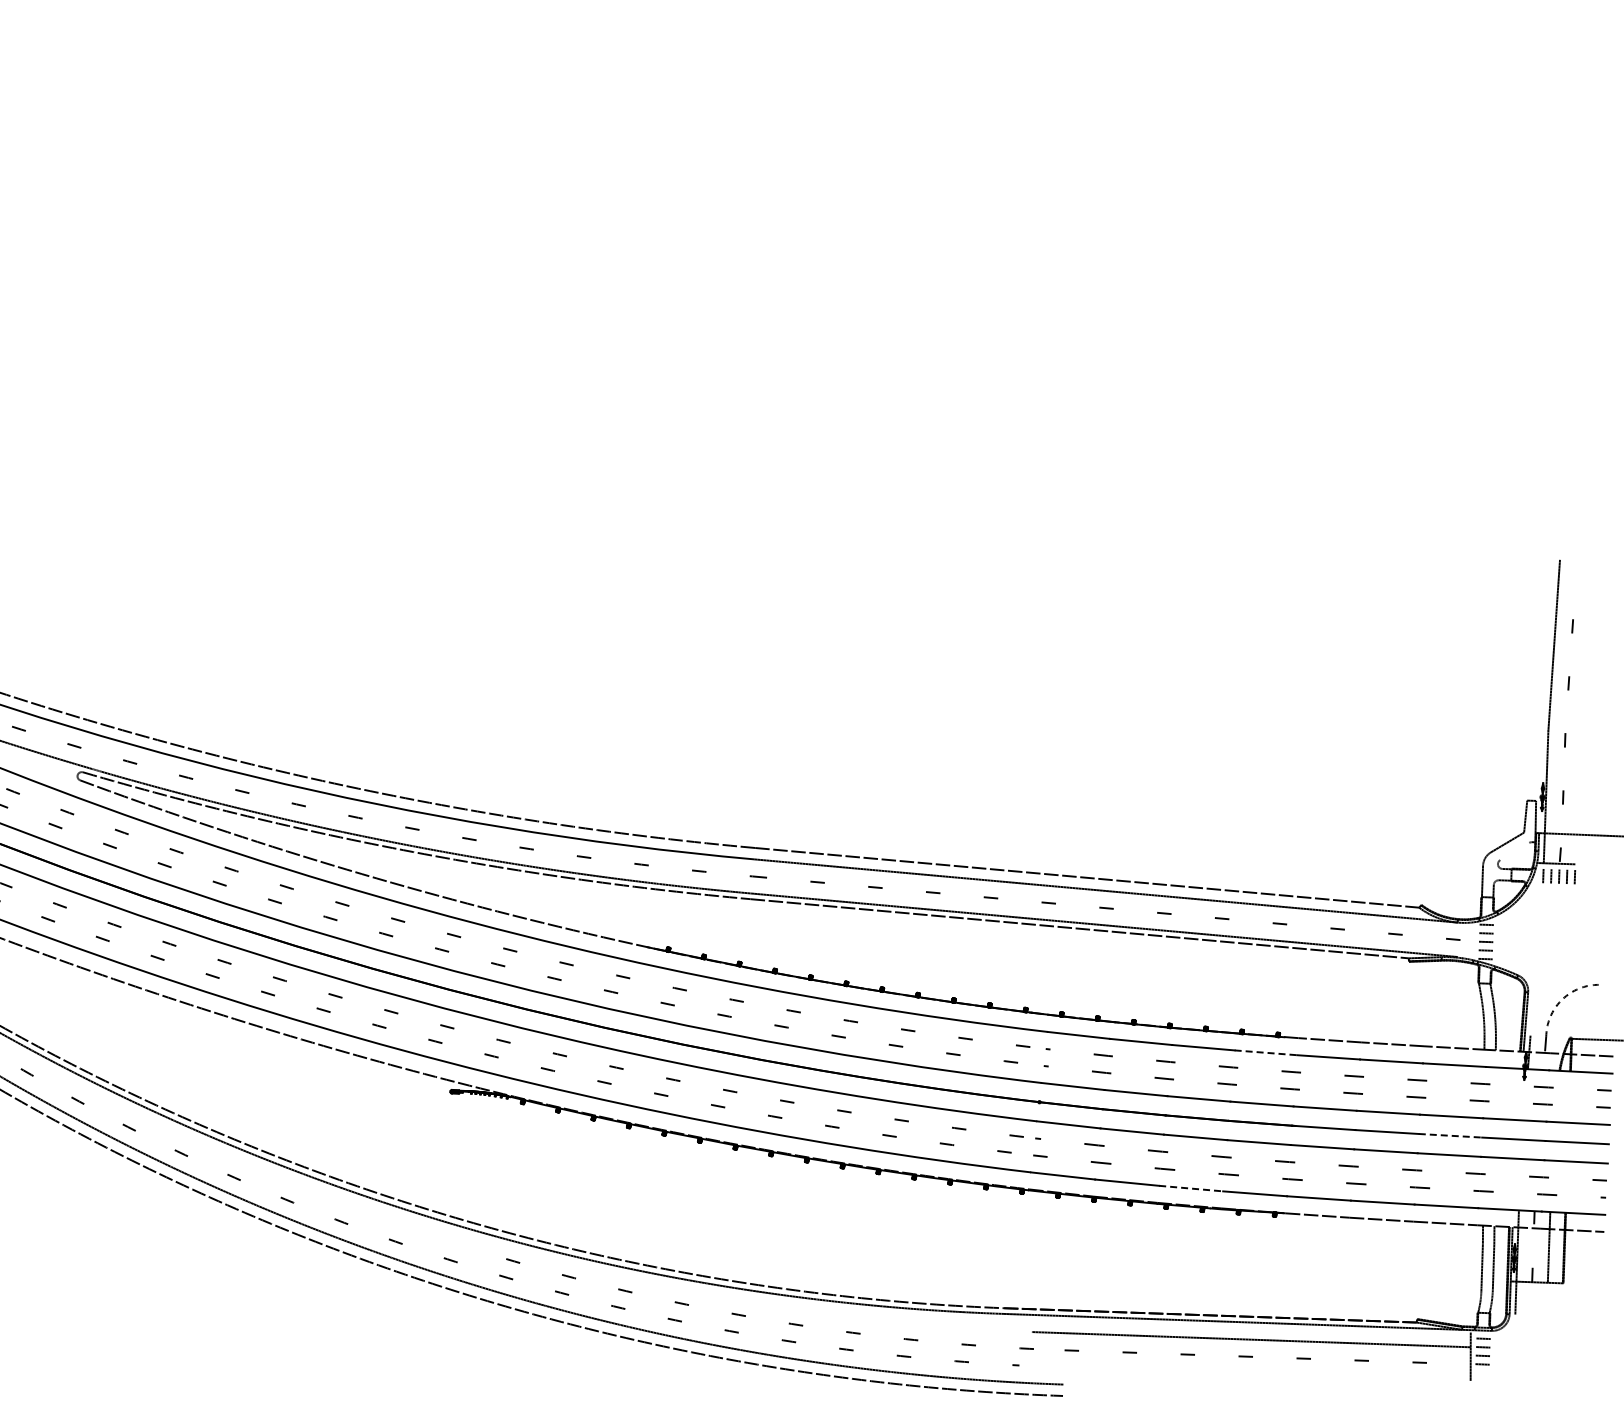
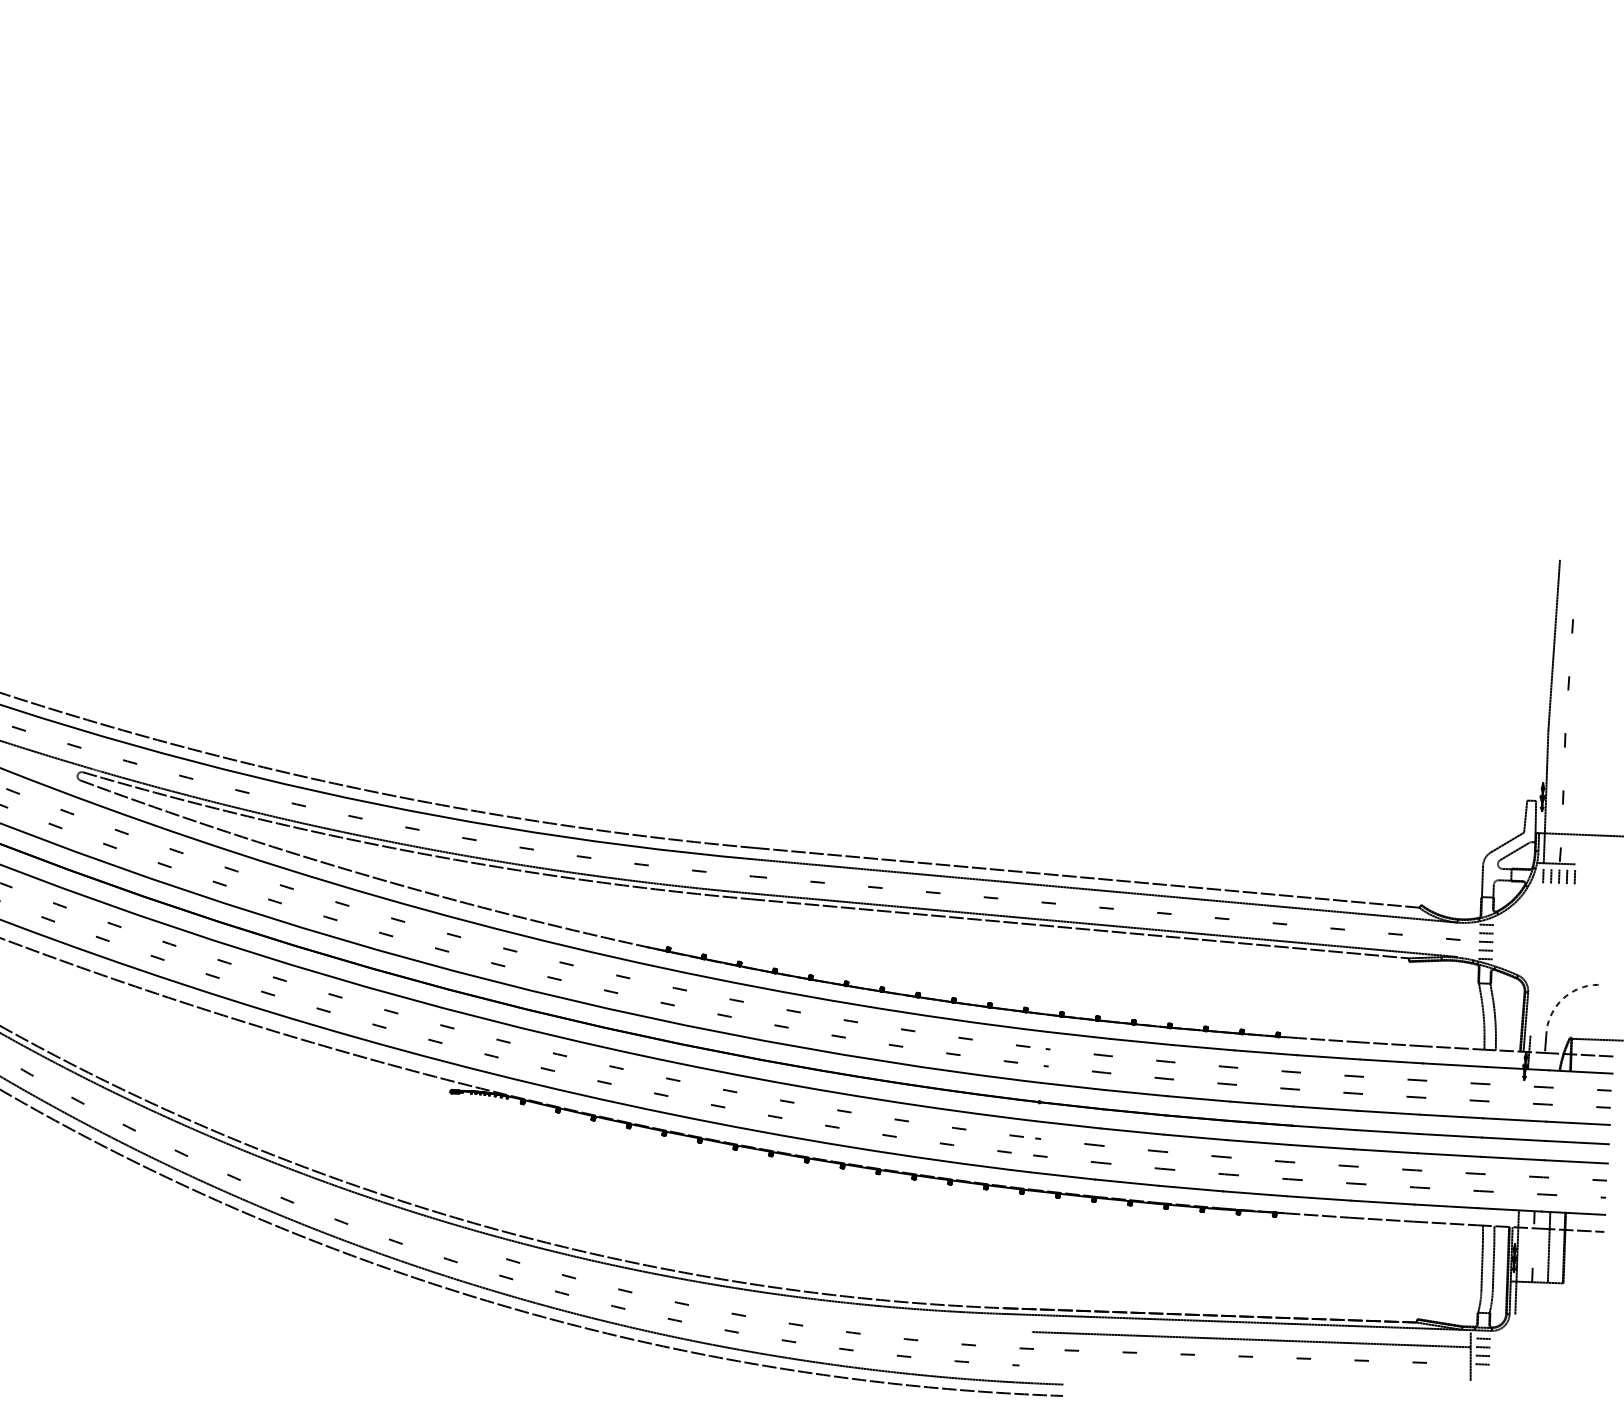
line: none -> present (1514, 851)
line: dashed -> solid (1266, 1052)
line: dashed -> solid (1450, 1135)
line: dashed -> solid (1191, 1188)
